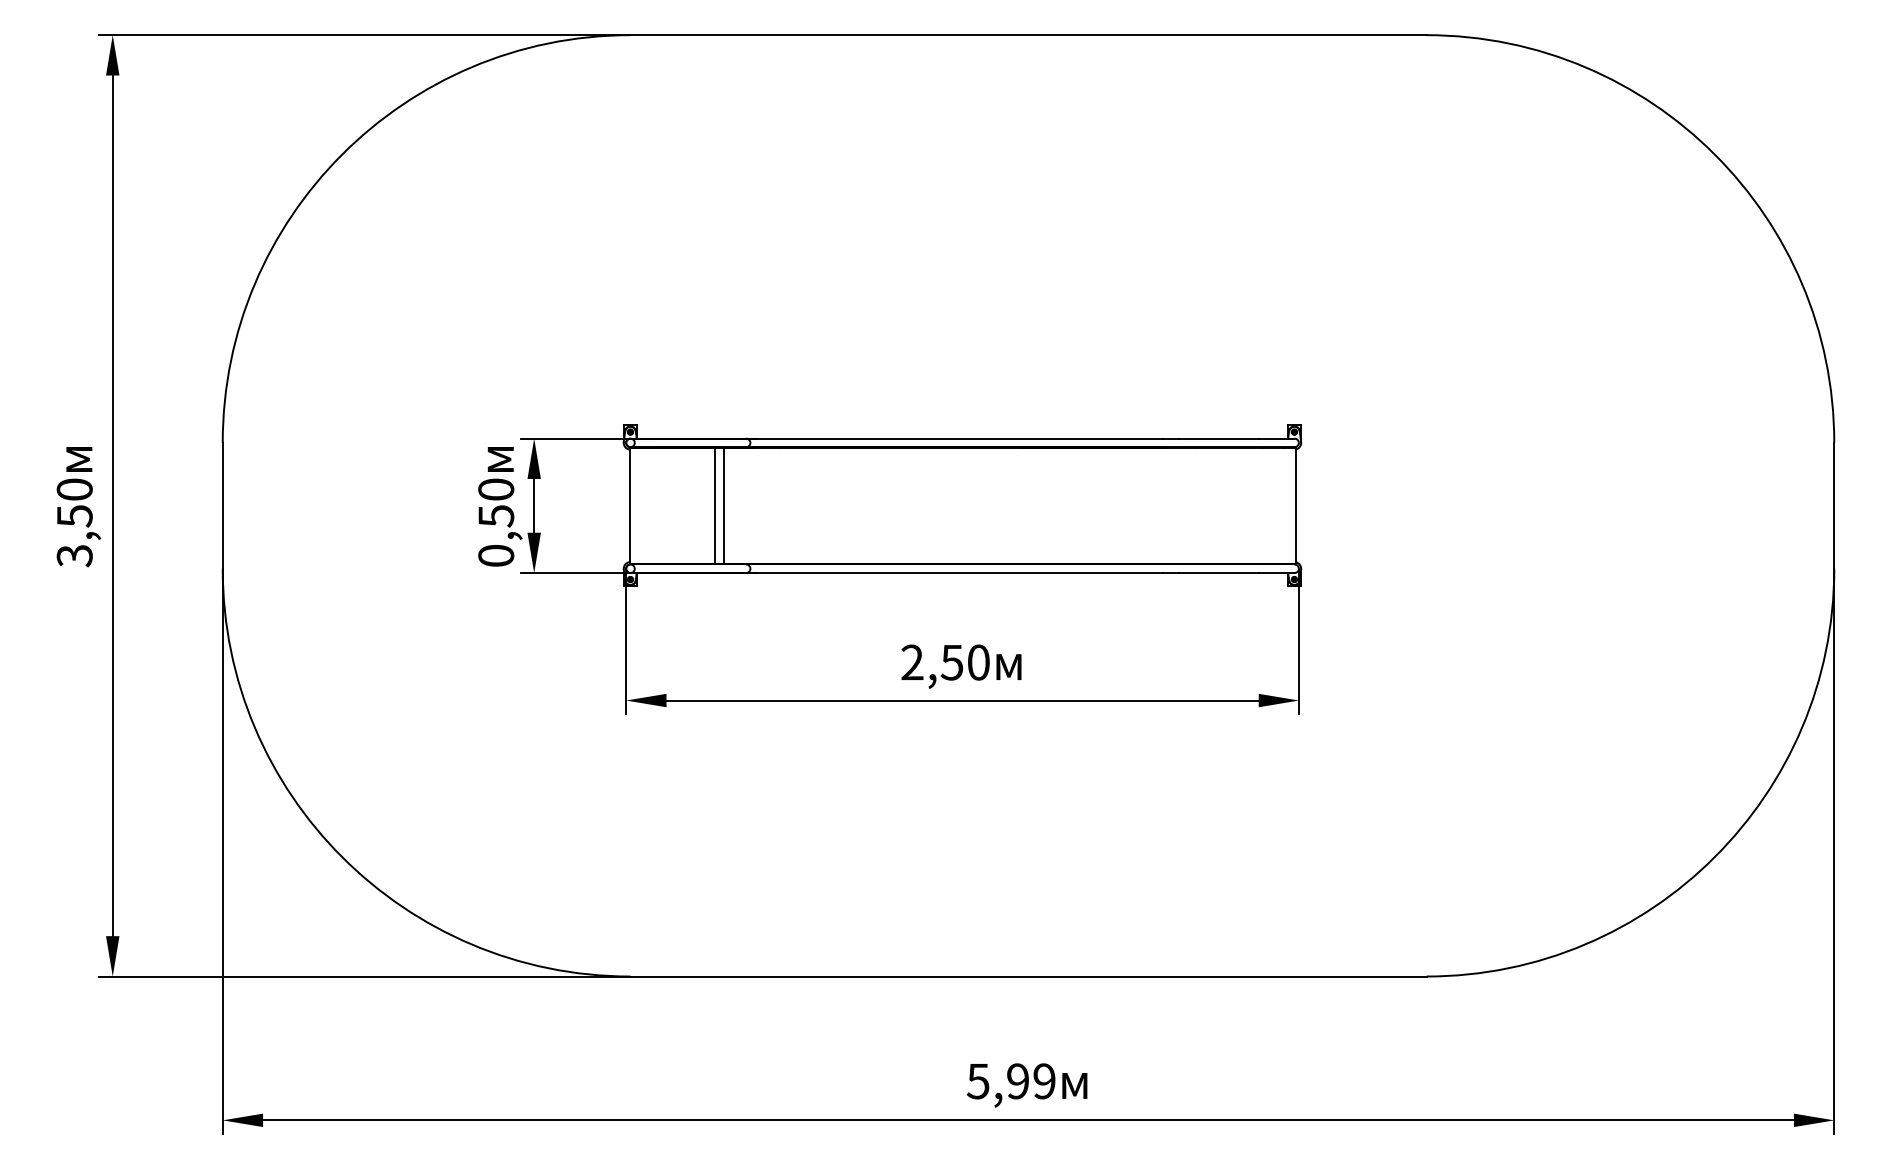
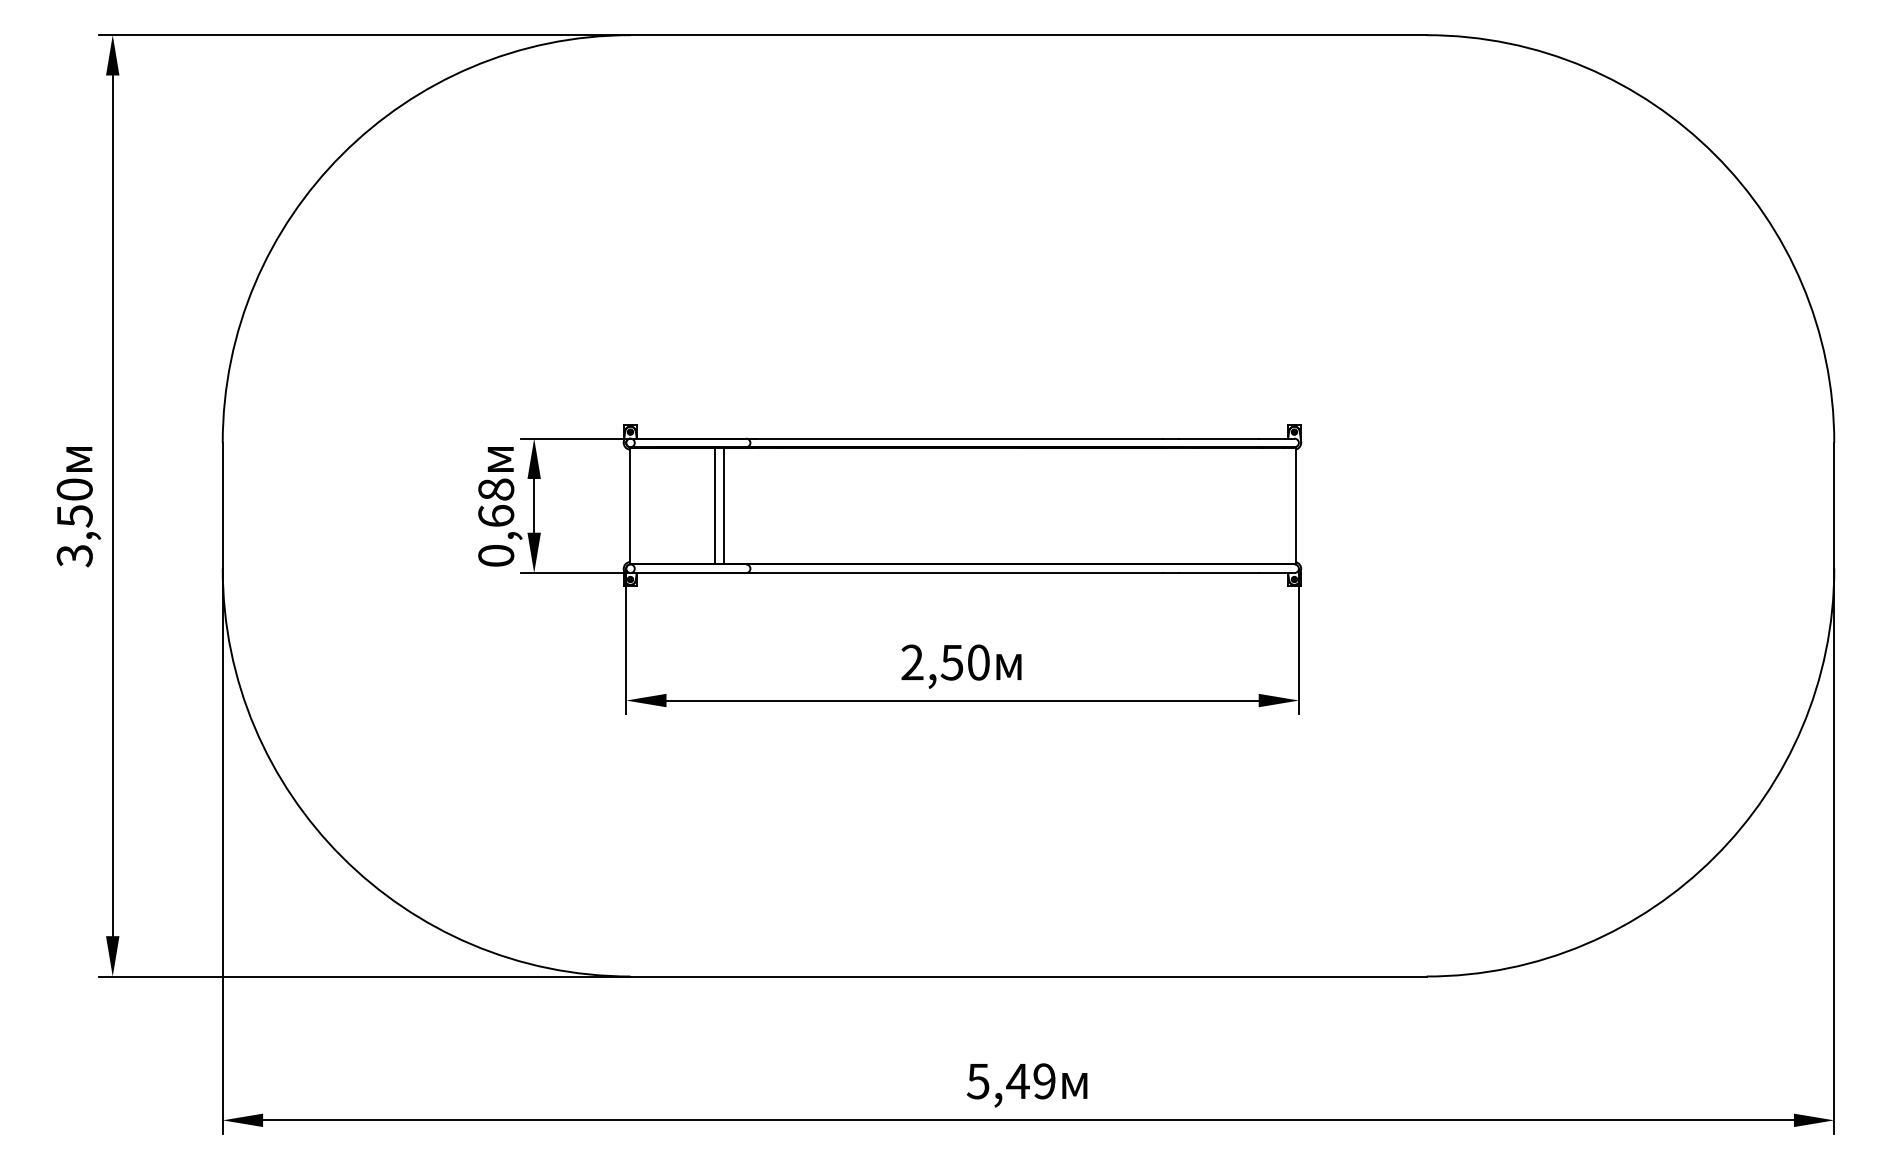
text: 0,50 -> 0,68 (496, 502)
text: 5,99 -> 5,49 (1017, 1081)
